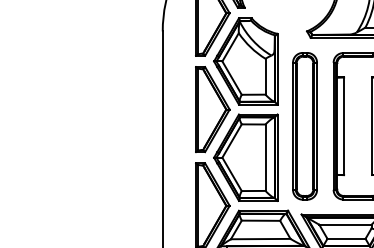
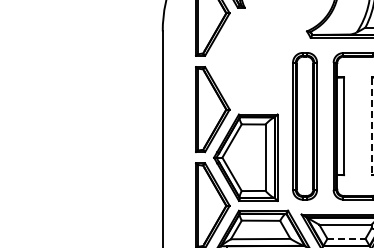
part: present -> none (245, 61)
line: solid -> dashed (372, 126)
line: solid -> dashed (347, 238)
